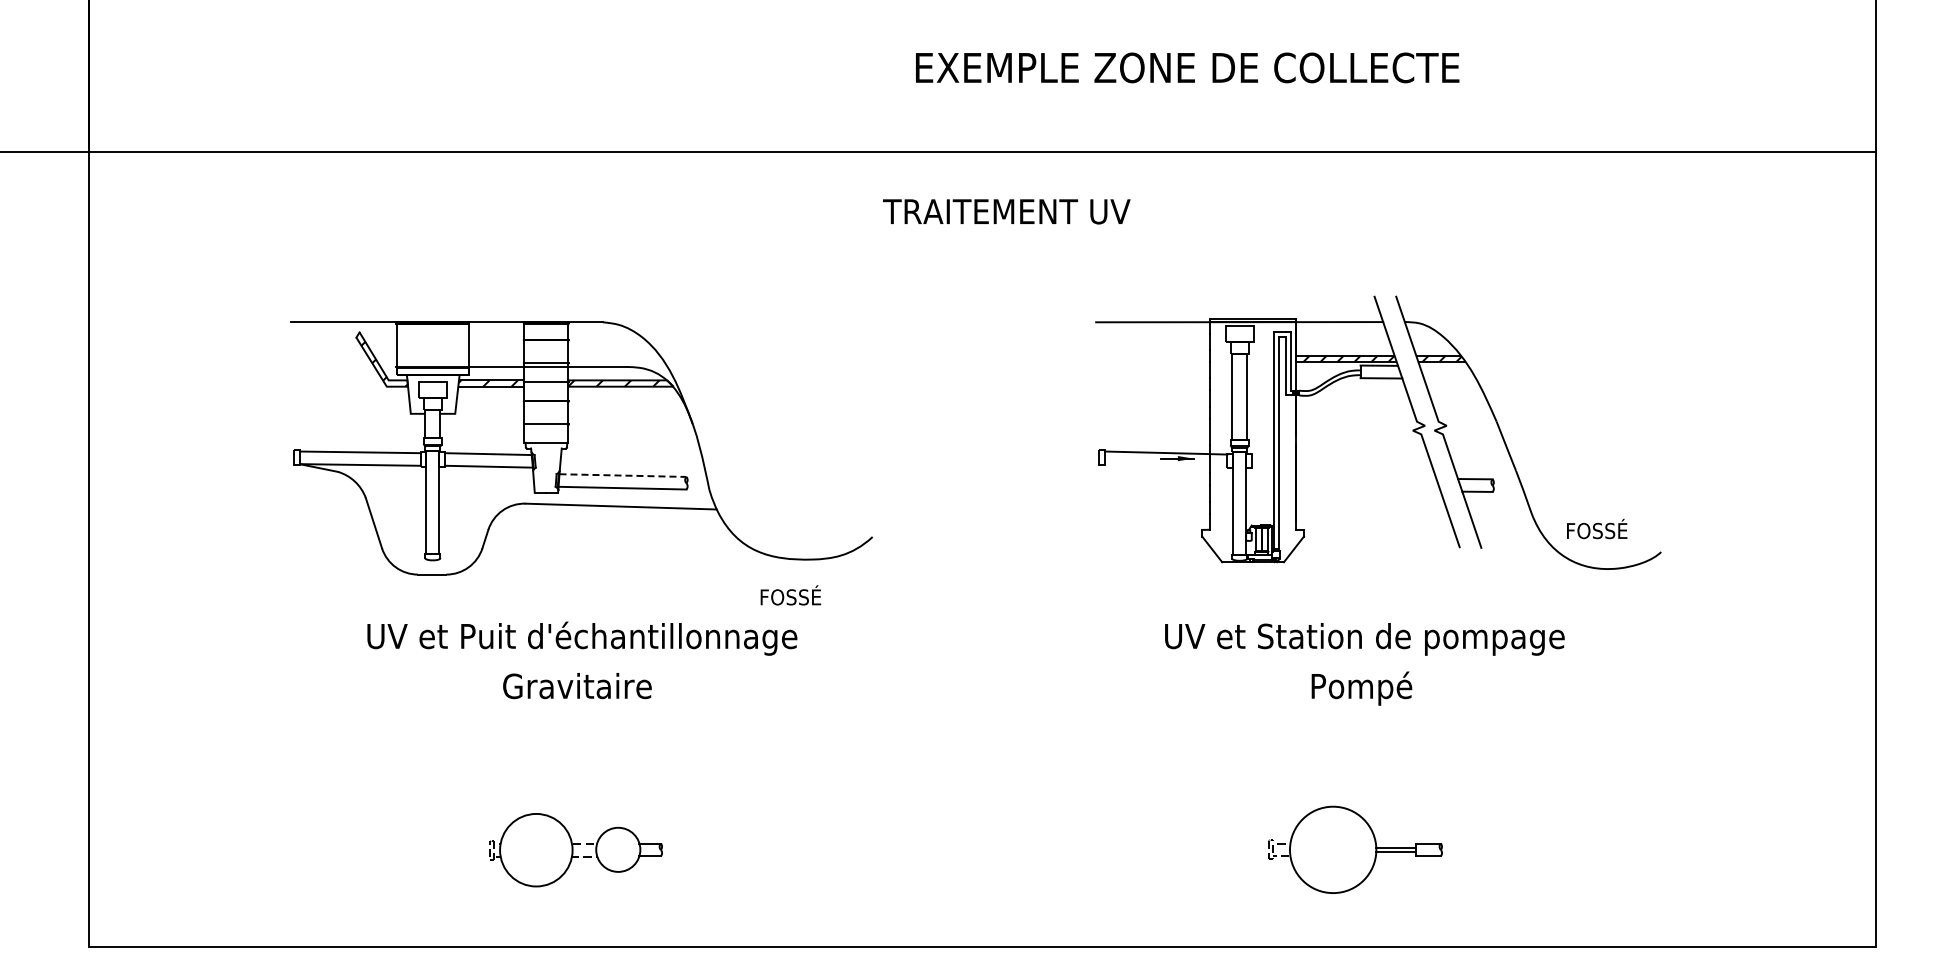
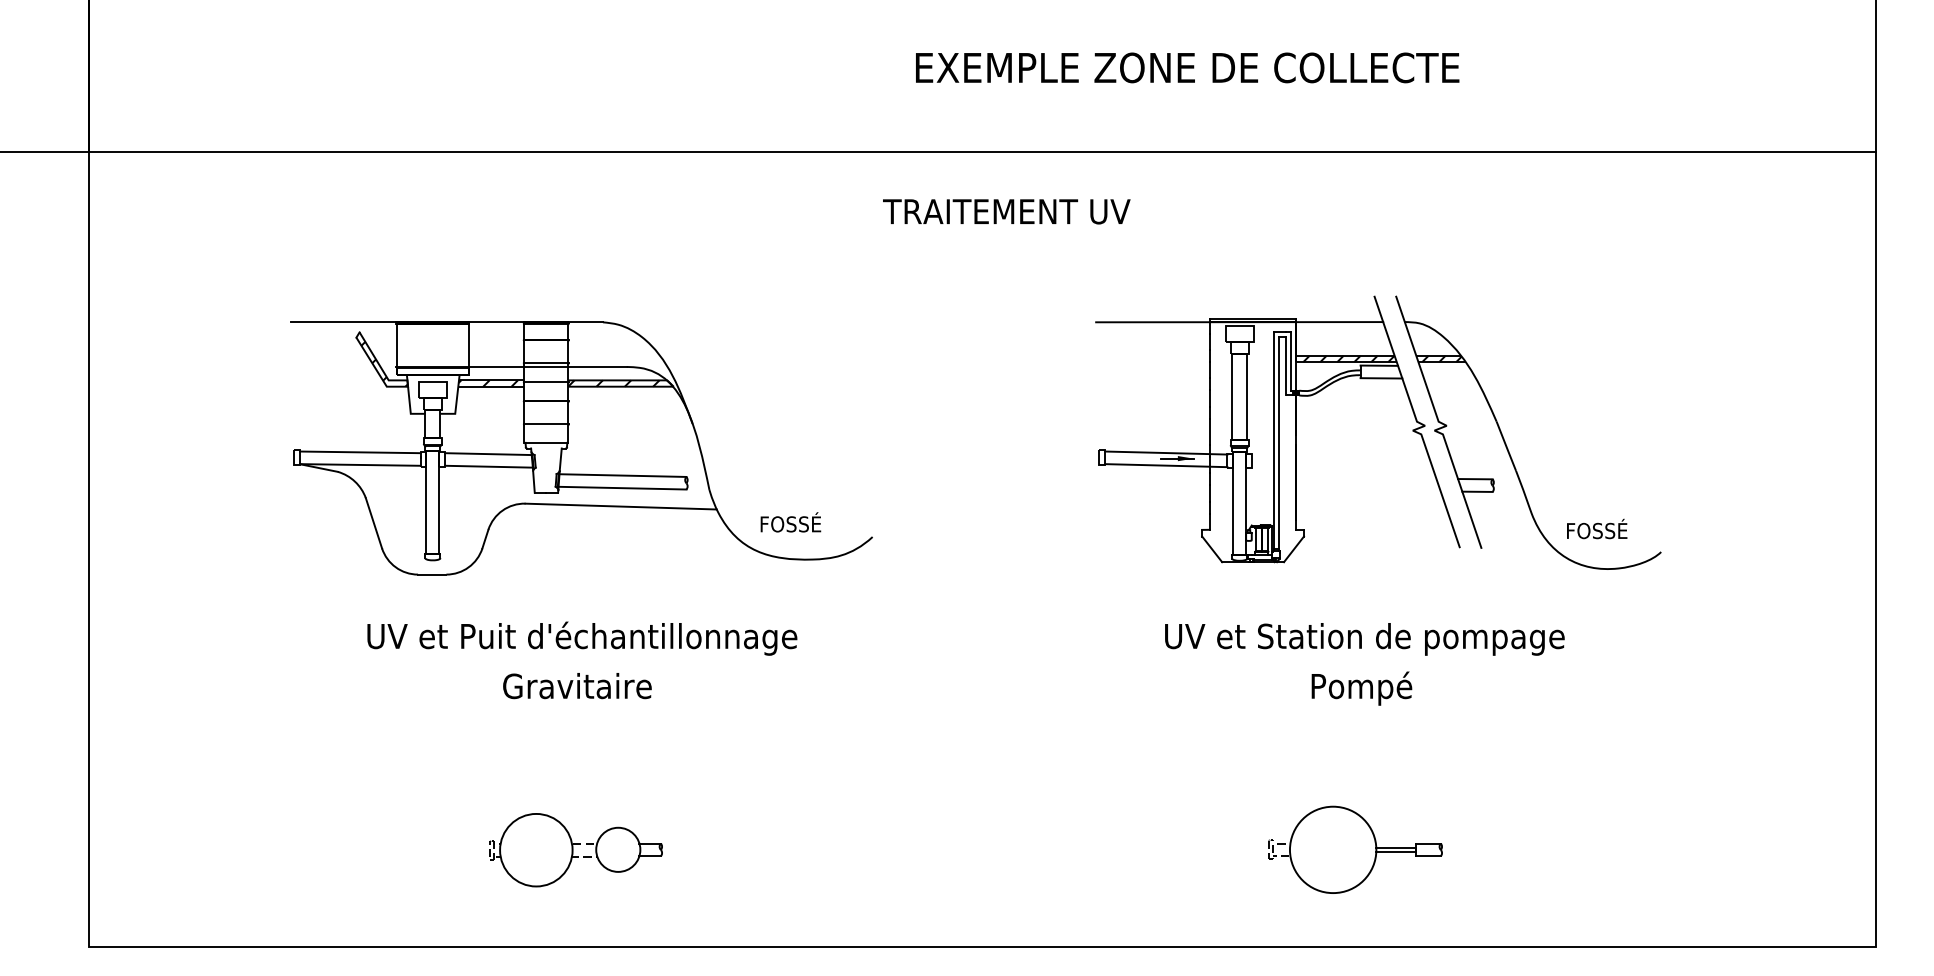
line: none -> present (1166, 465)
line: dashed -> solid (623, 475)
text position: (790, 595) -> (790, 522) (790, 522)
